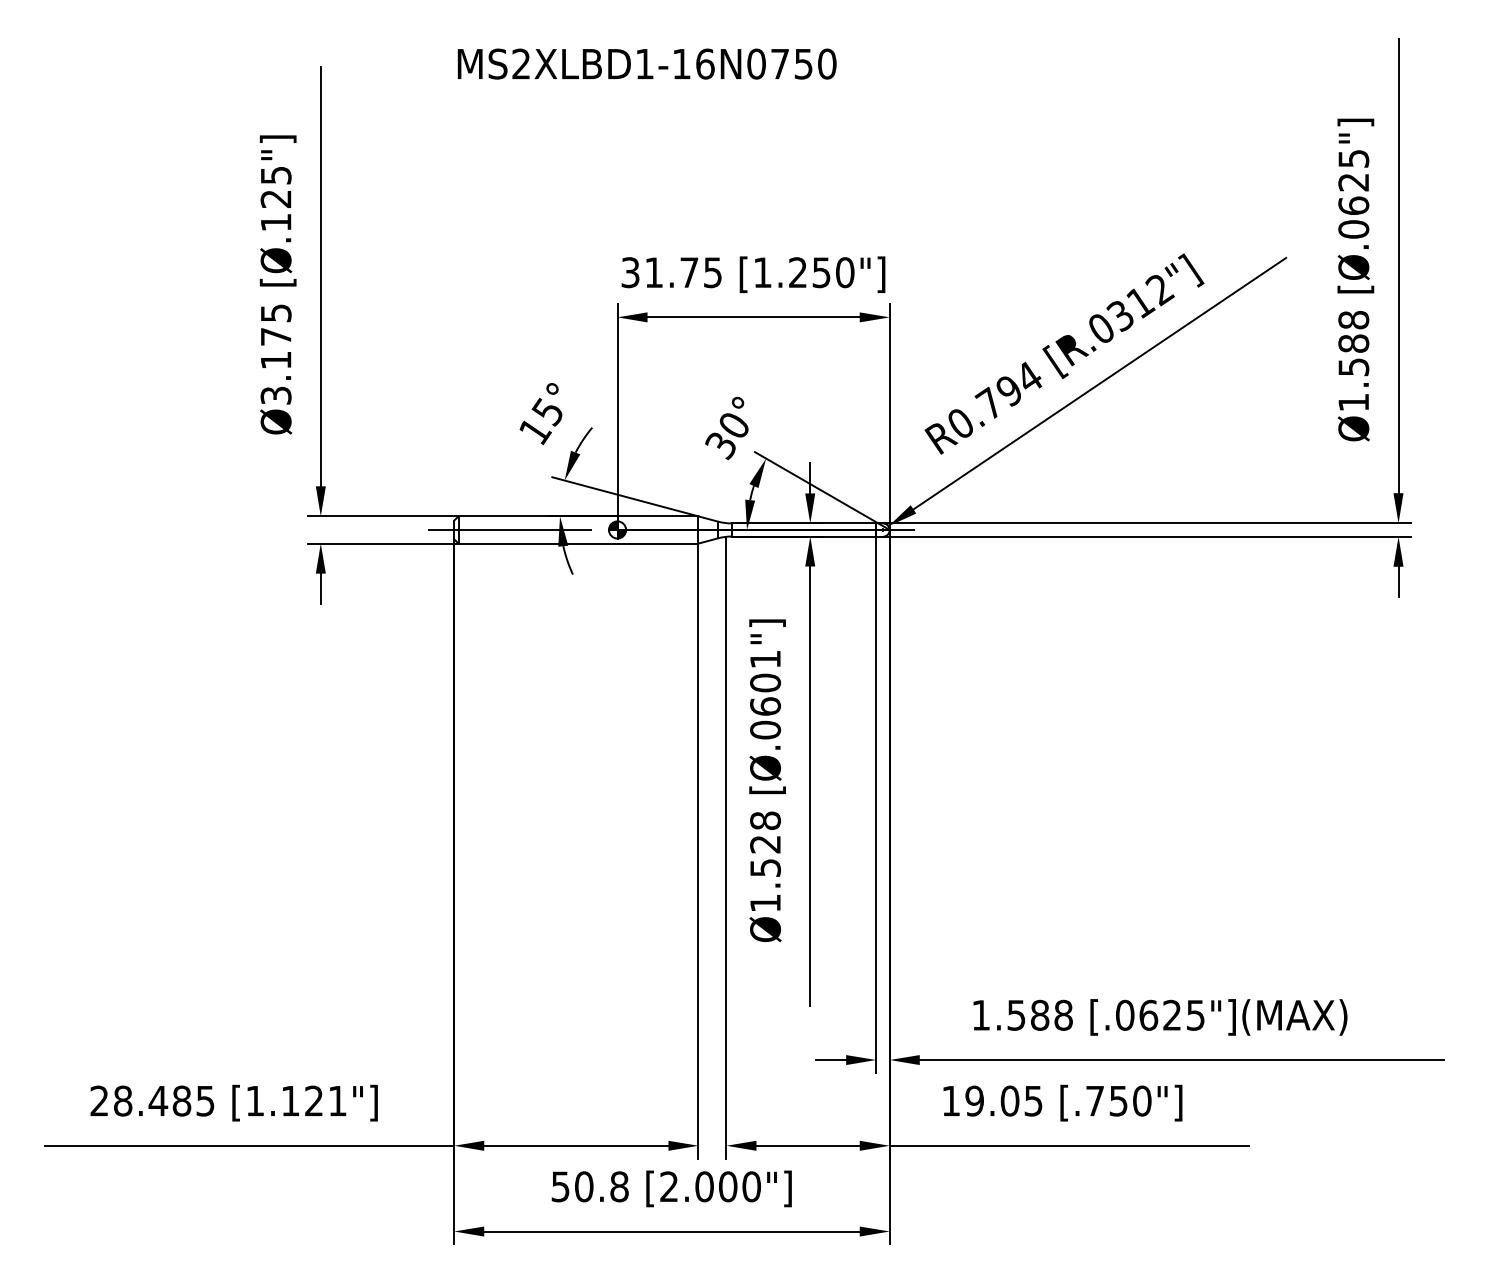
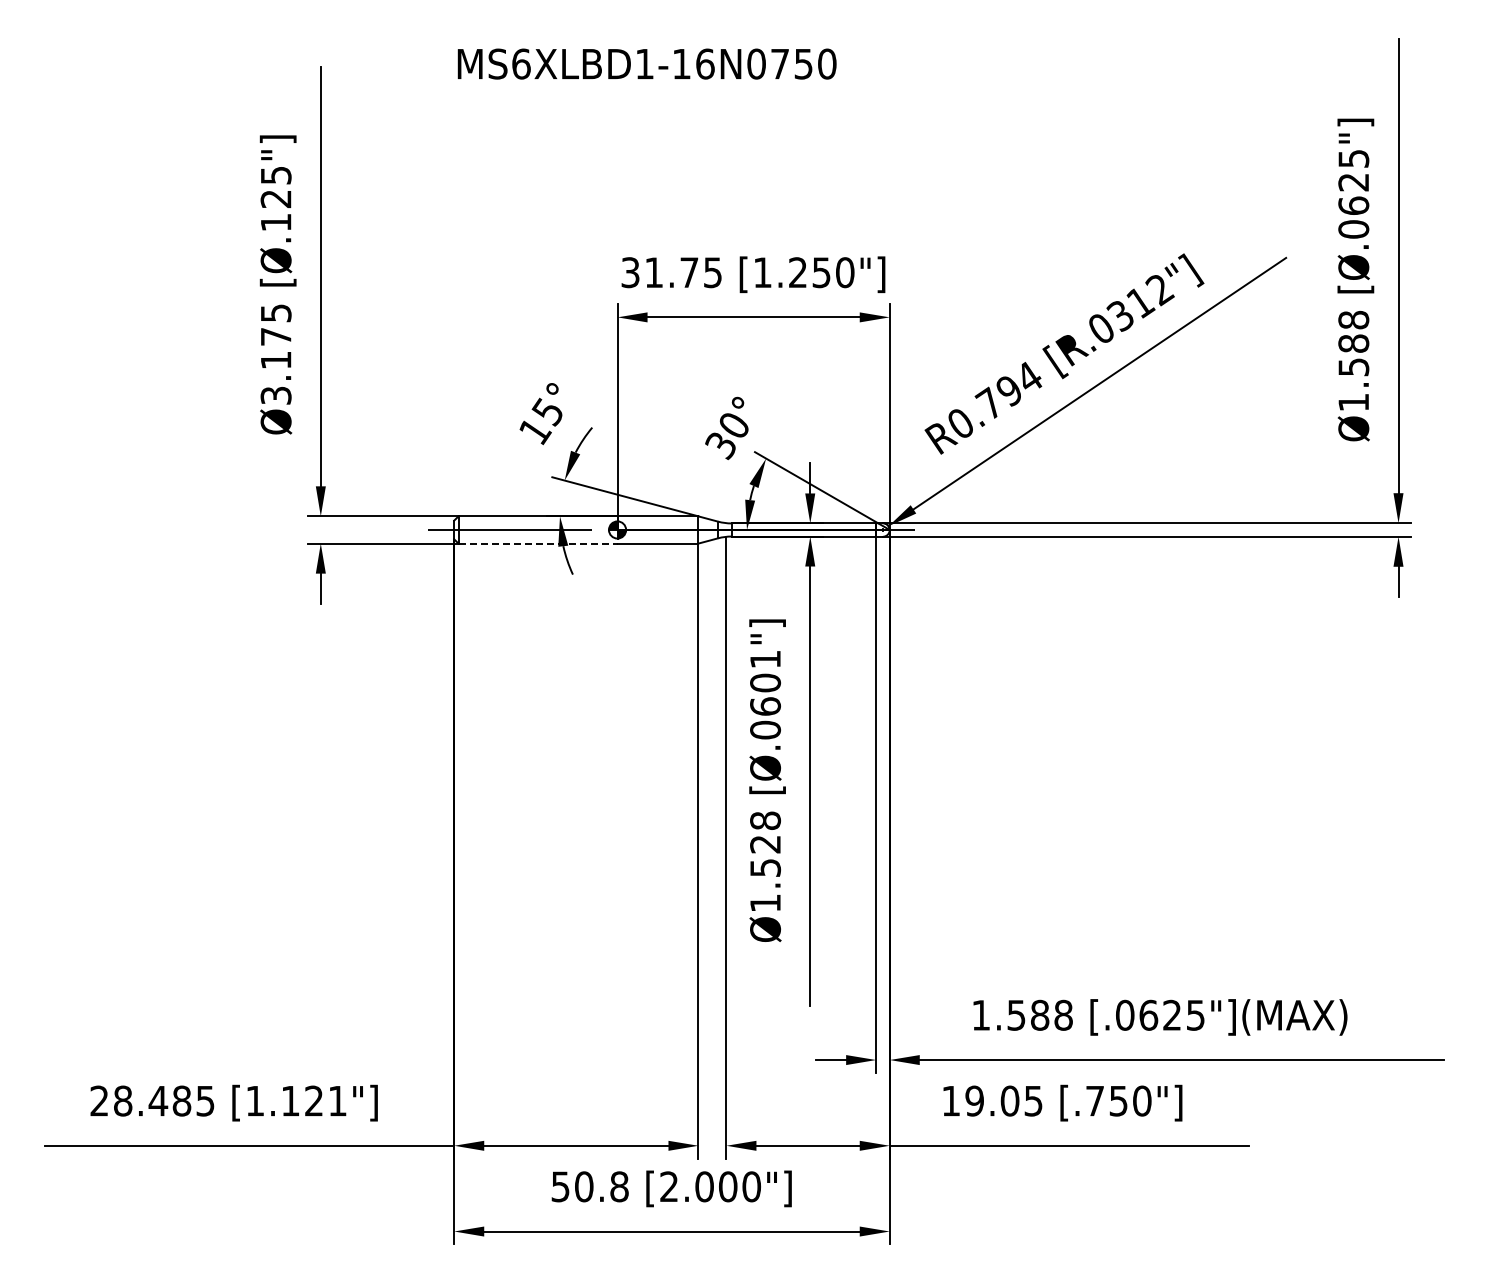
text: MS2XLBD1-16N0750 -> MS6XLBD1-16N0750 (521, 63)
line: solid -> dashed (538, 543)
